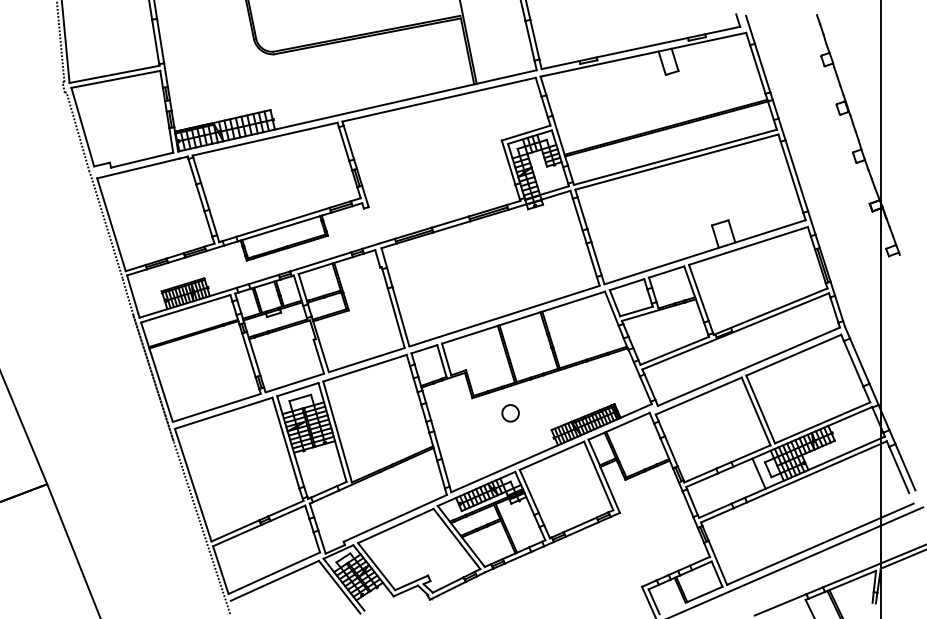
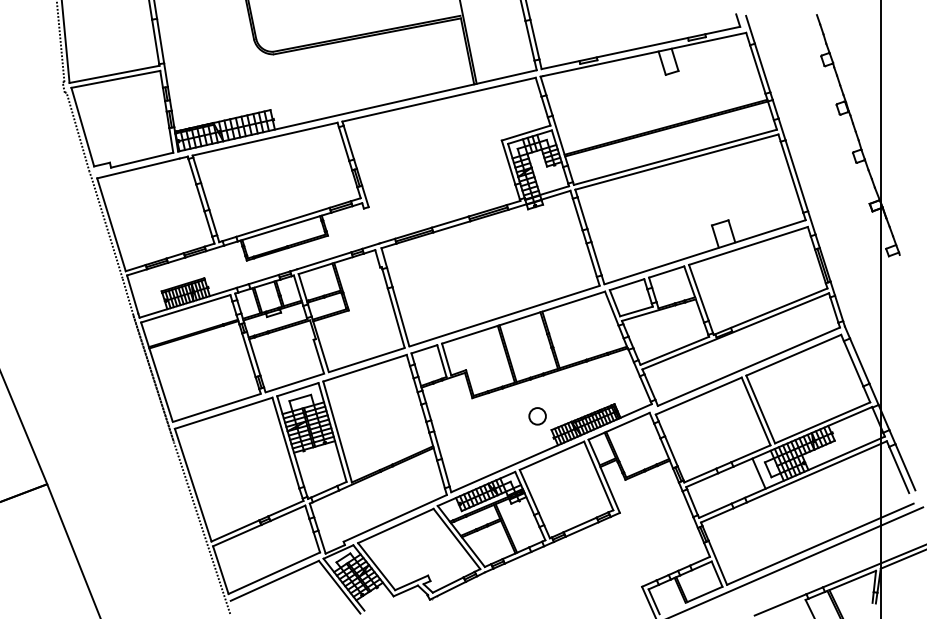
circle position: (510, 413) -> (537, 416) (537, 416)
